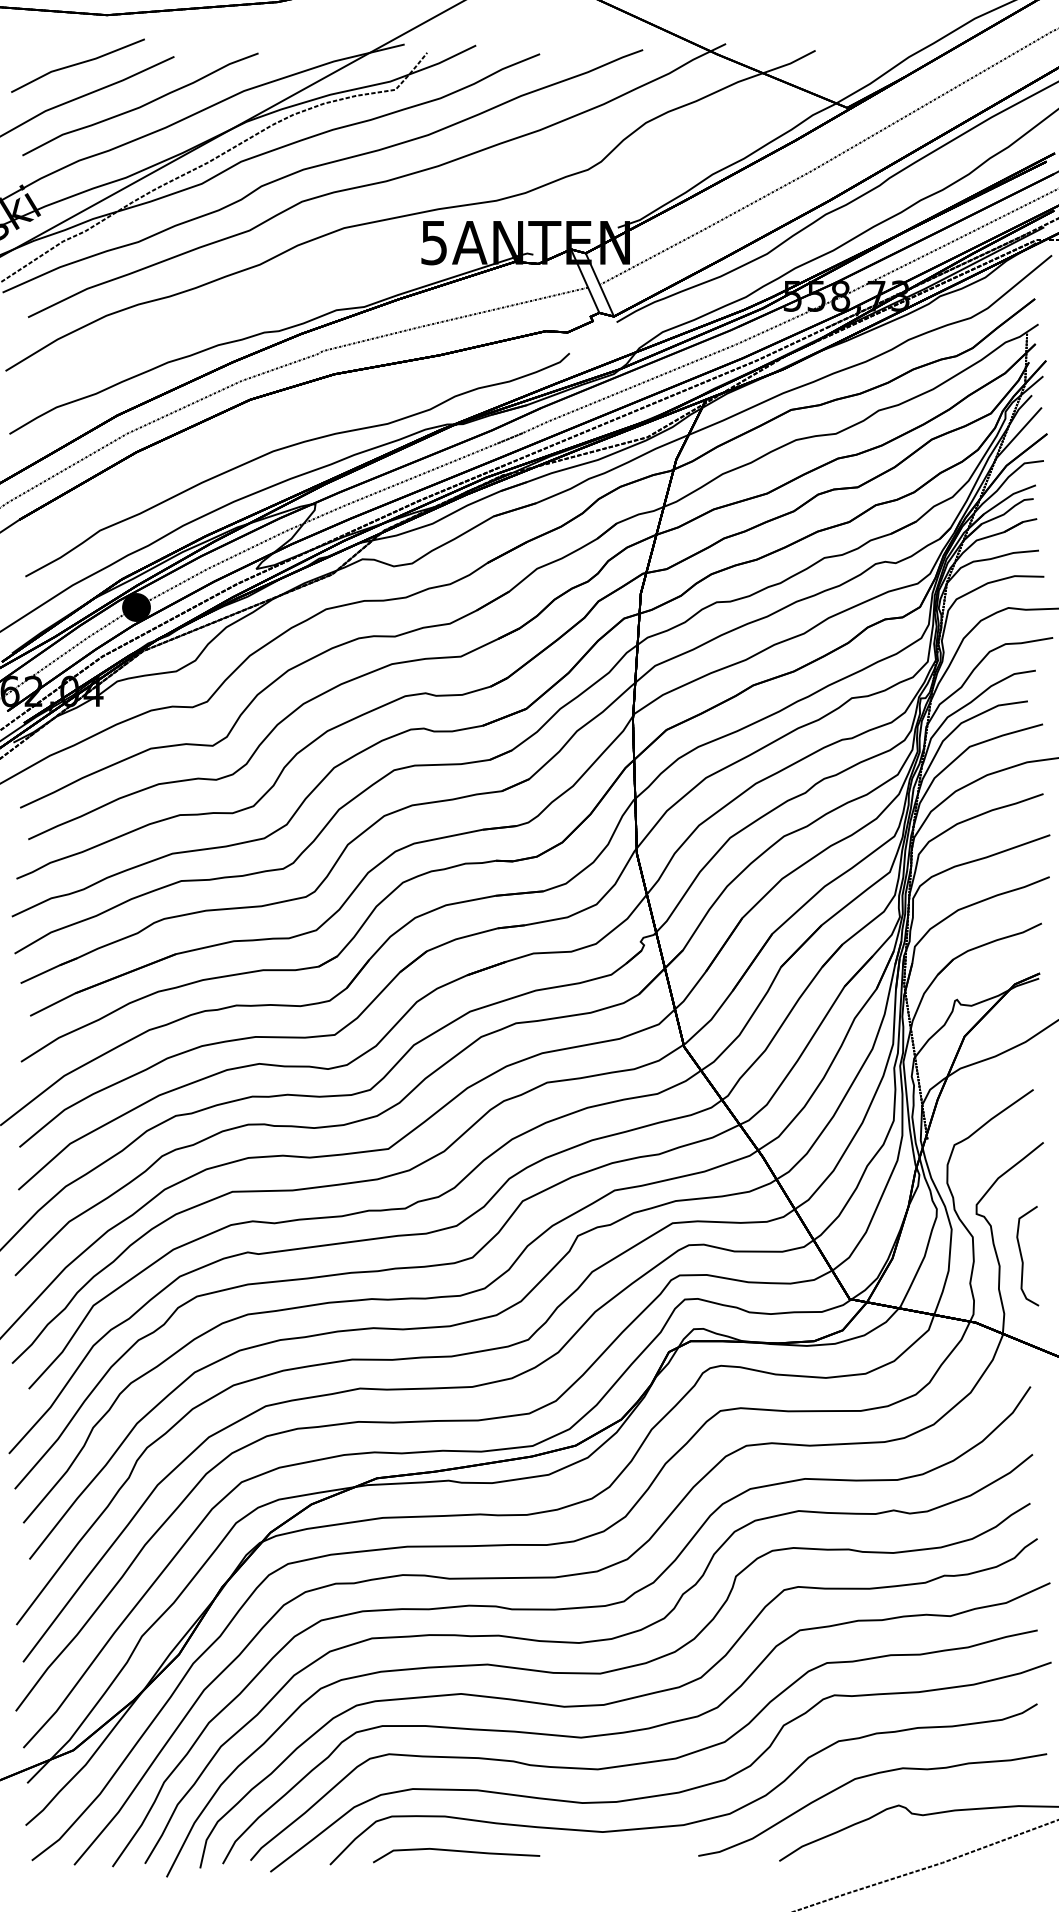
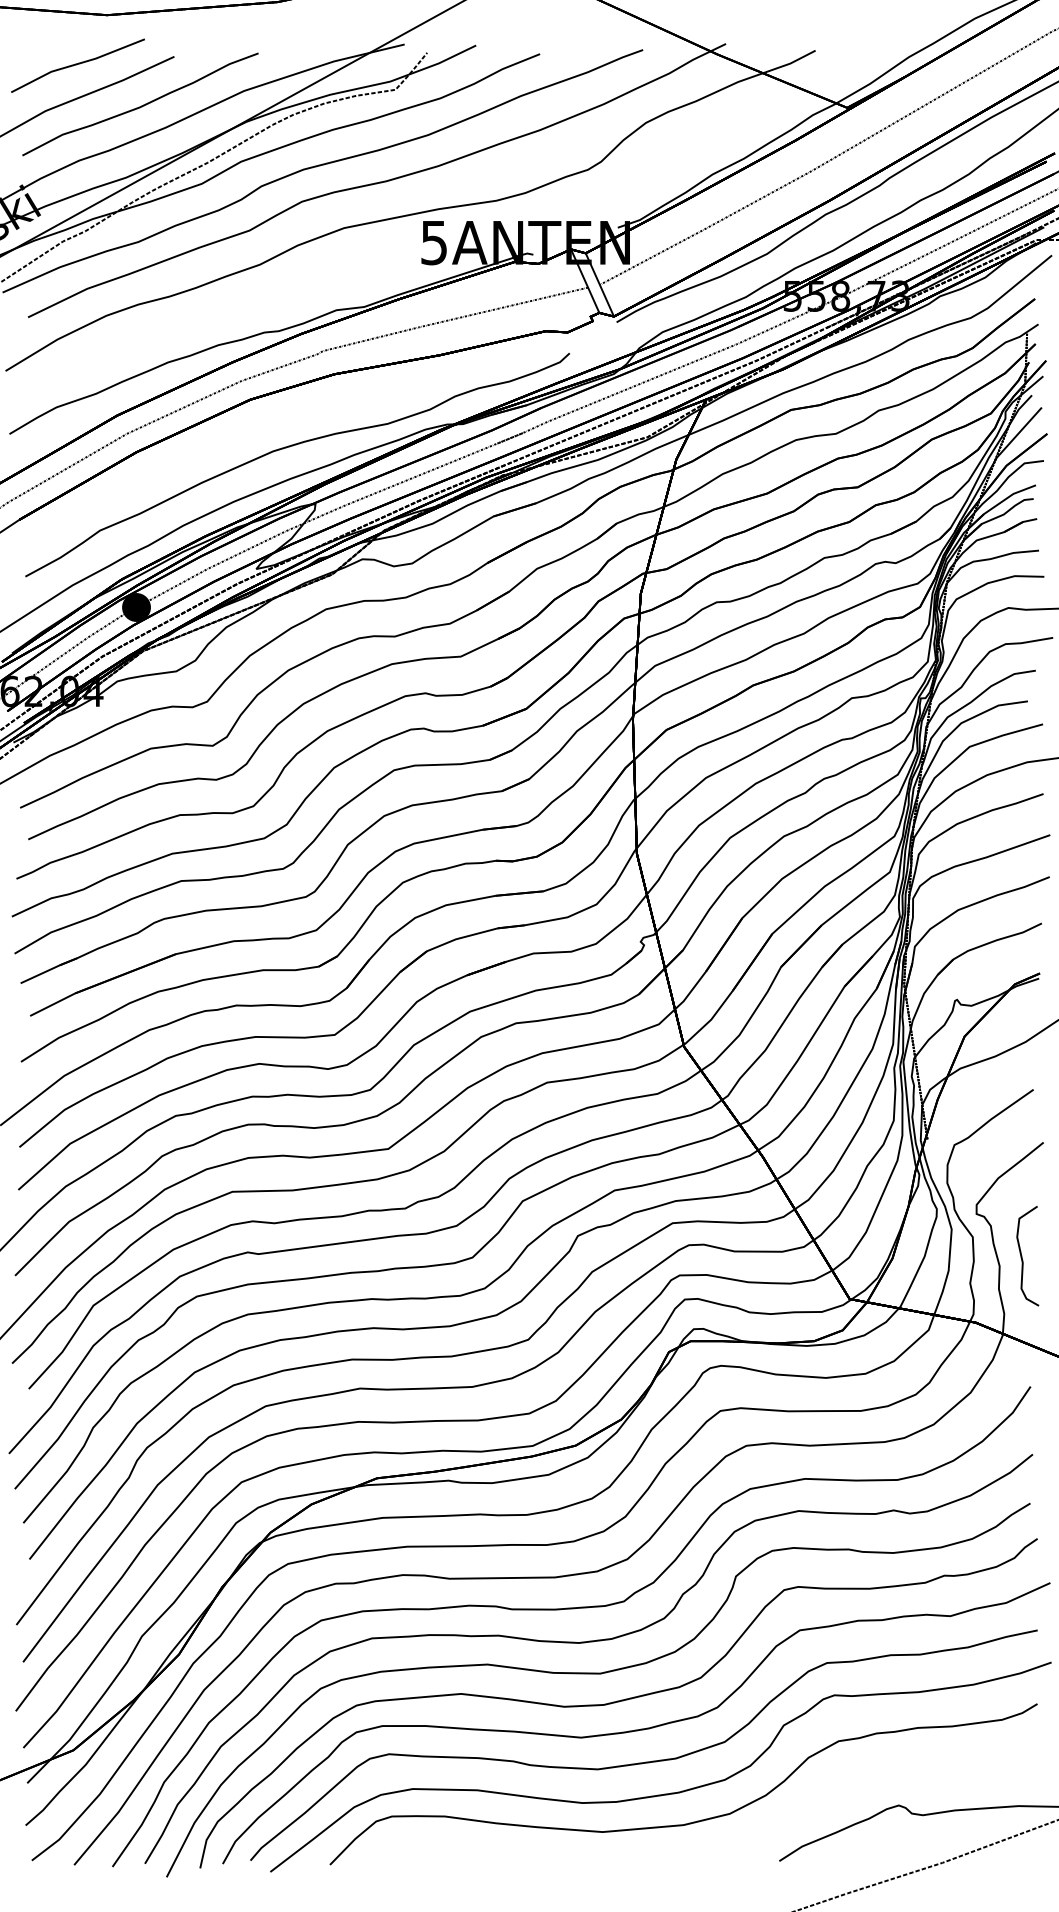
curve: present -> none (865, 1777)
line: present -> none (456, 1851)
